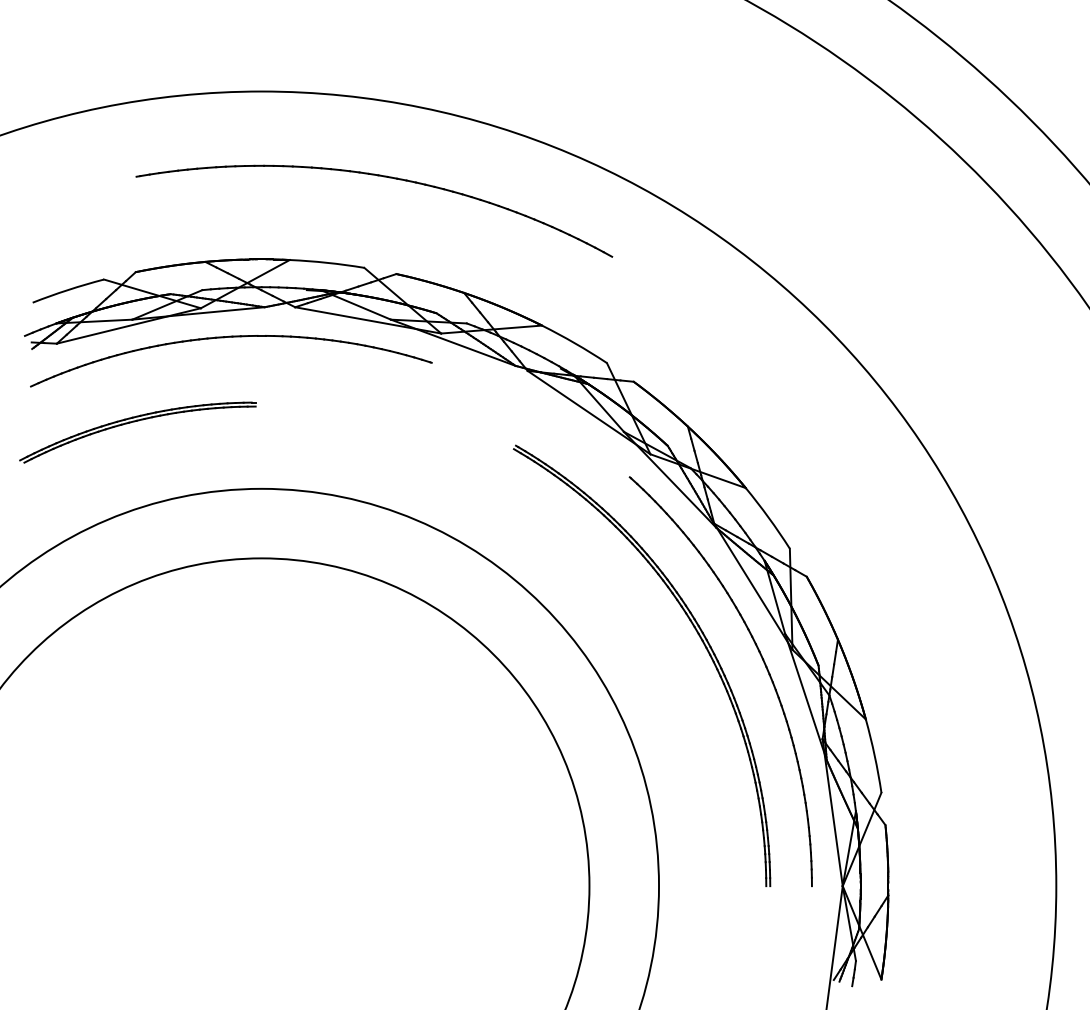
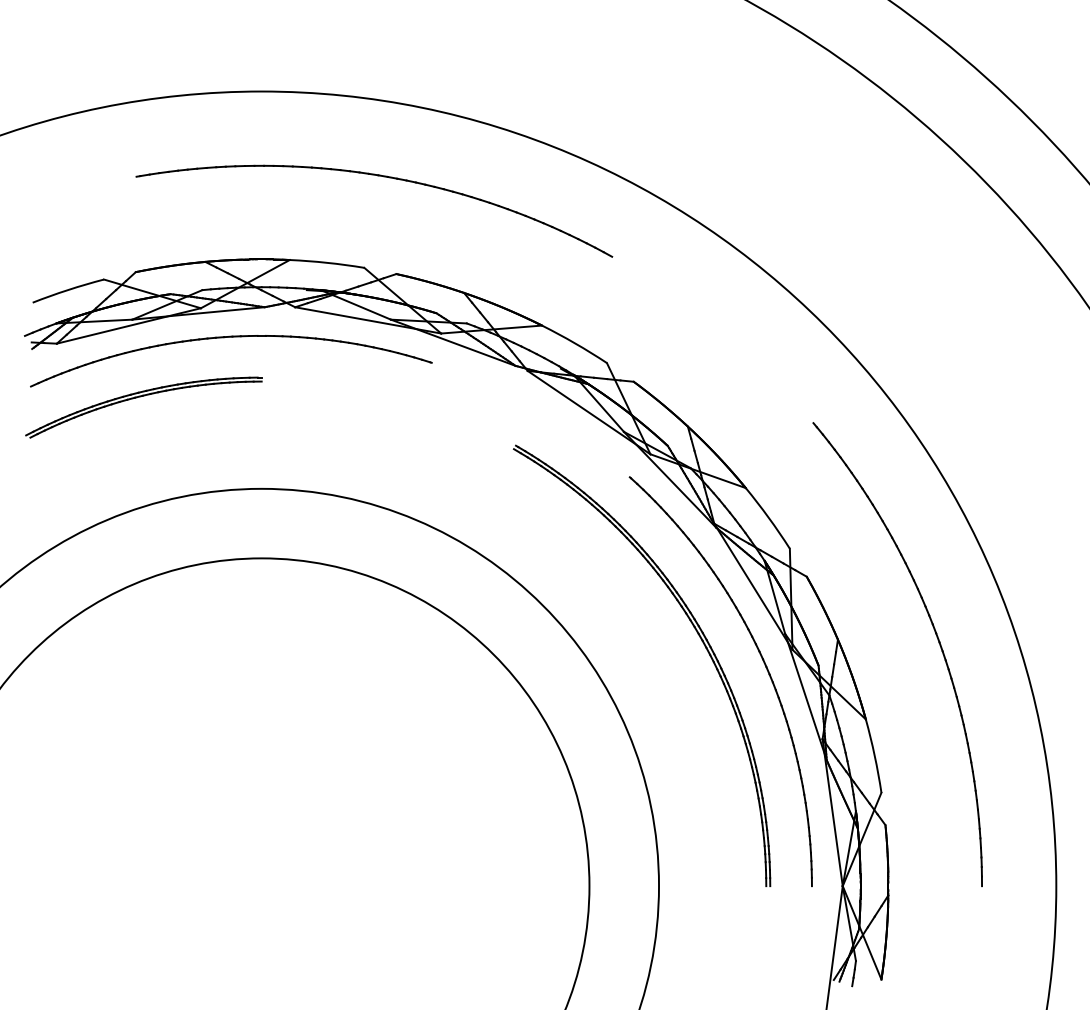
part position: (134, 422) -> (140, 397) (140, 397)
part: none -> present (937, 640)
